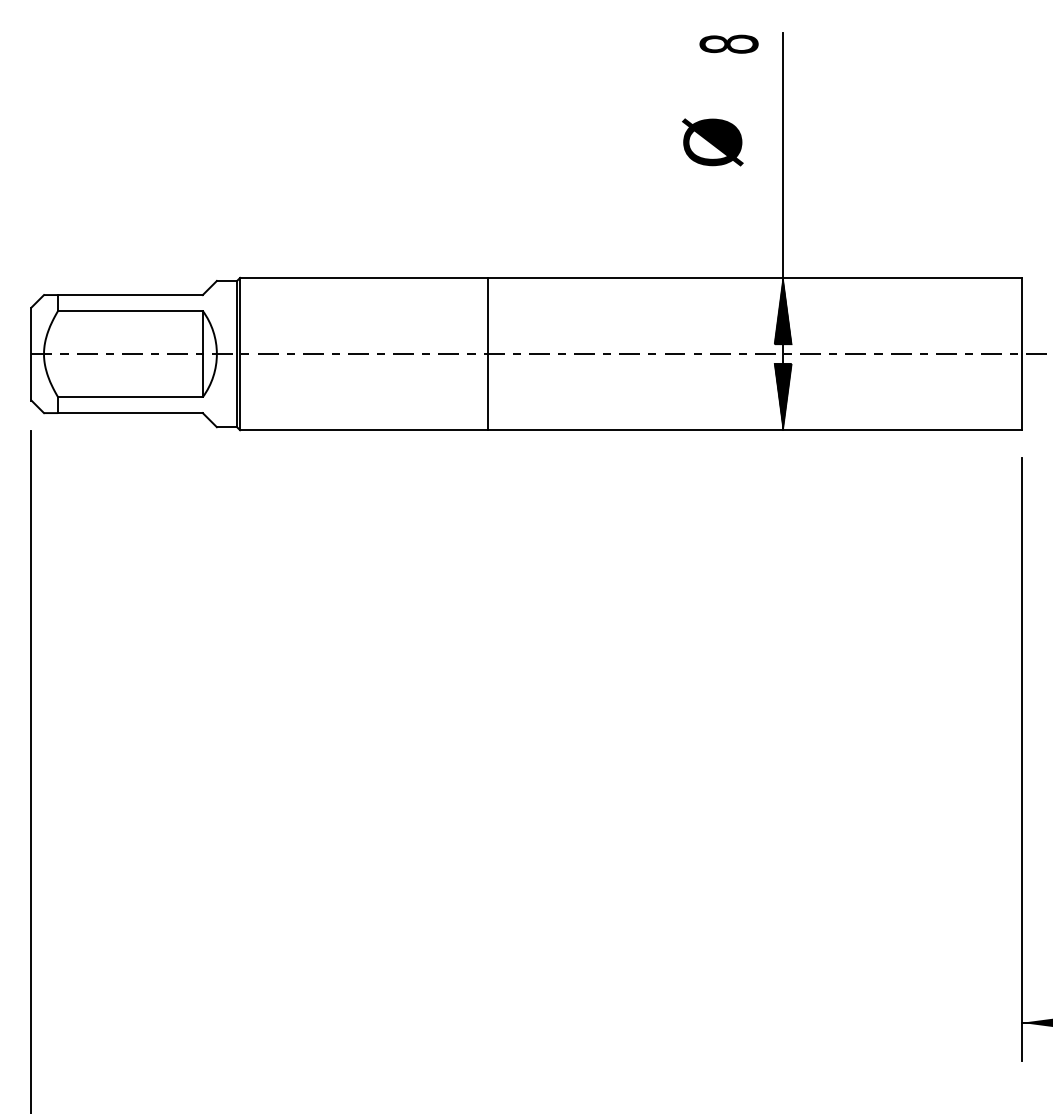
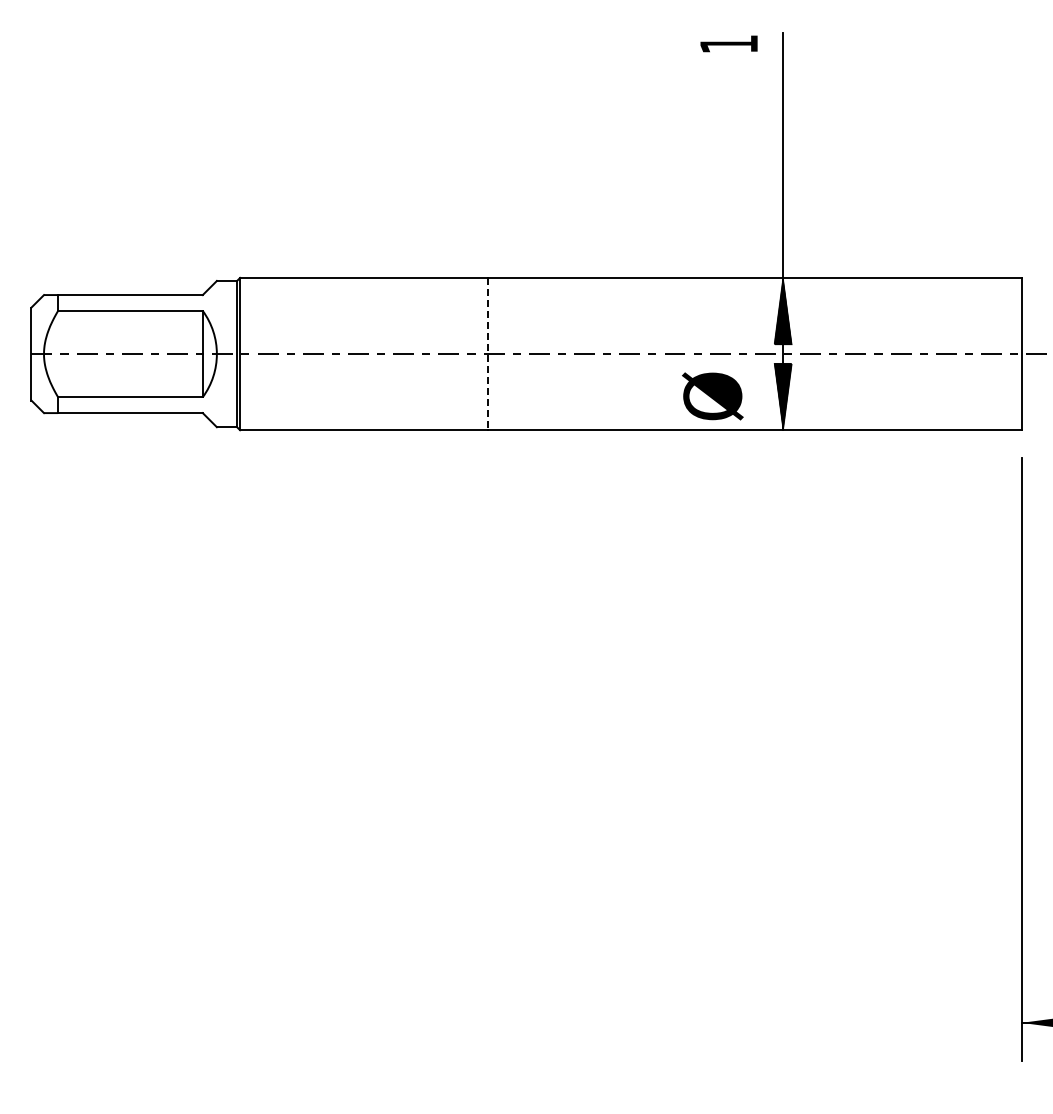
text: 8 -> 1 (728, 43)
text position: (712, 142) -> (712, 396) (712, 396)
line: solid -> dashed (488, 354)
line: present -> none (31, 770)
